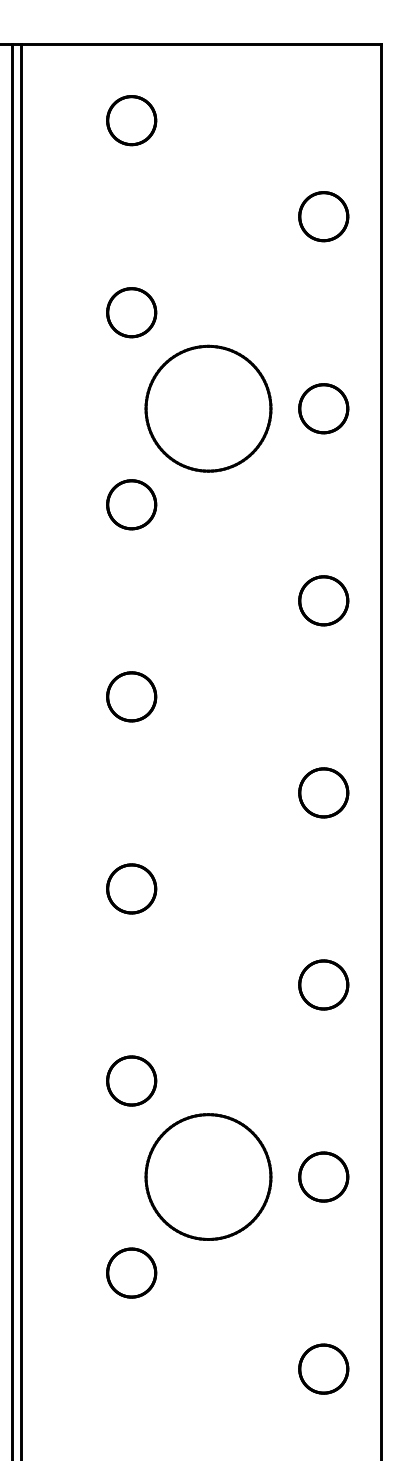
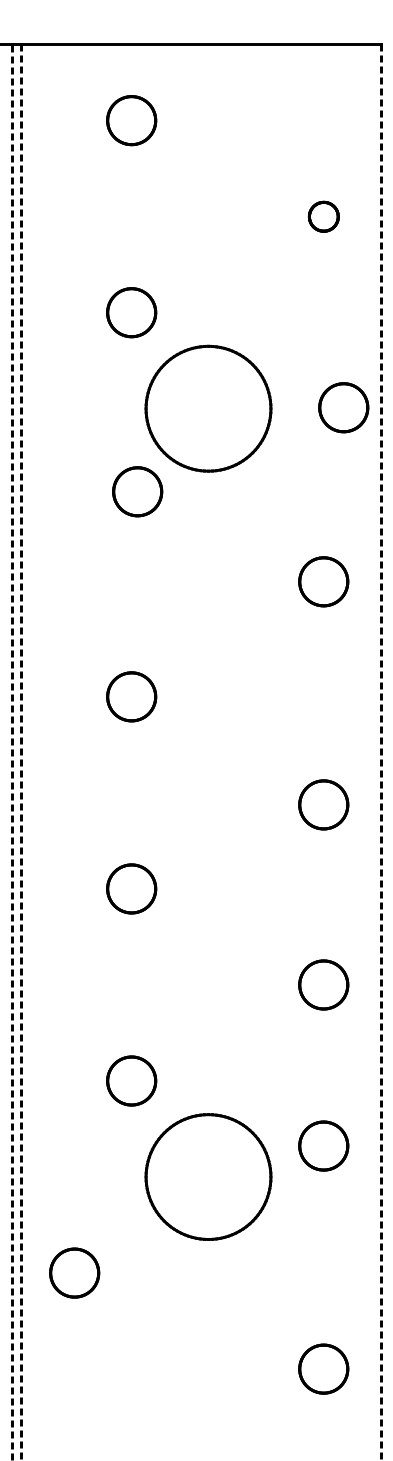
part size: 52x52 px -> 33x33 px (323, 216)
part position: (323, 408) -> (343, 407) (343, 407)
part position: (131, 504) -> (137, 491) (137, 491)
part position: (323, 600) -> (323, 581) (323, 581)
line: solid -> dashed (11, 751)
line: solid -> dashed (21, 752)
line: solid -> dashed (381, 752)
part position: (323, 792) -> (323, 804) (323, 804)
part position: (323, 1176) -> (323, 1145) (323, 1145)
part position: (131, 1272) -> (74, 1272) (74, 1272)
